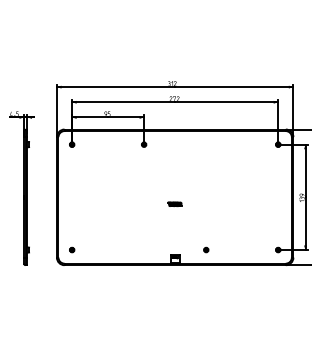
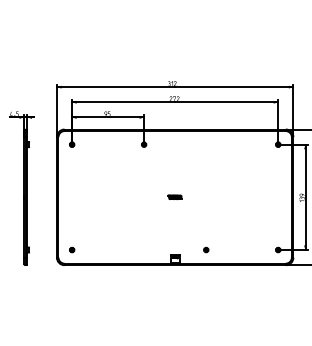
part position: (174, 203) -> (174, 196) (174, 196)
